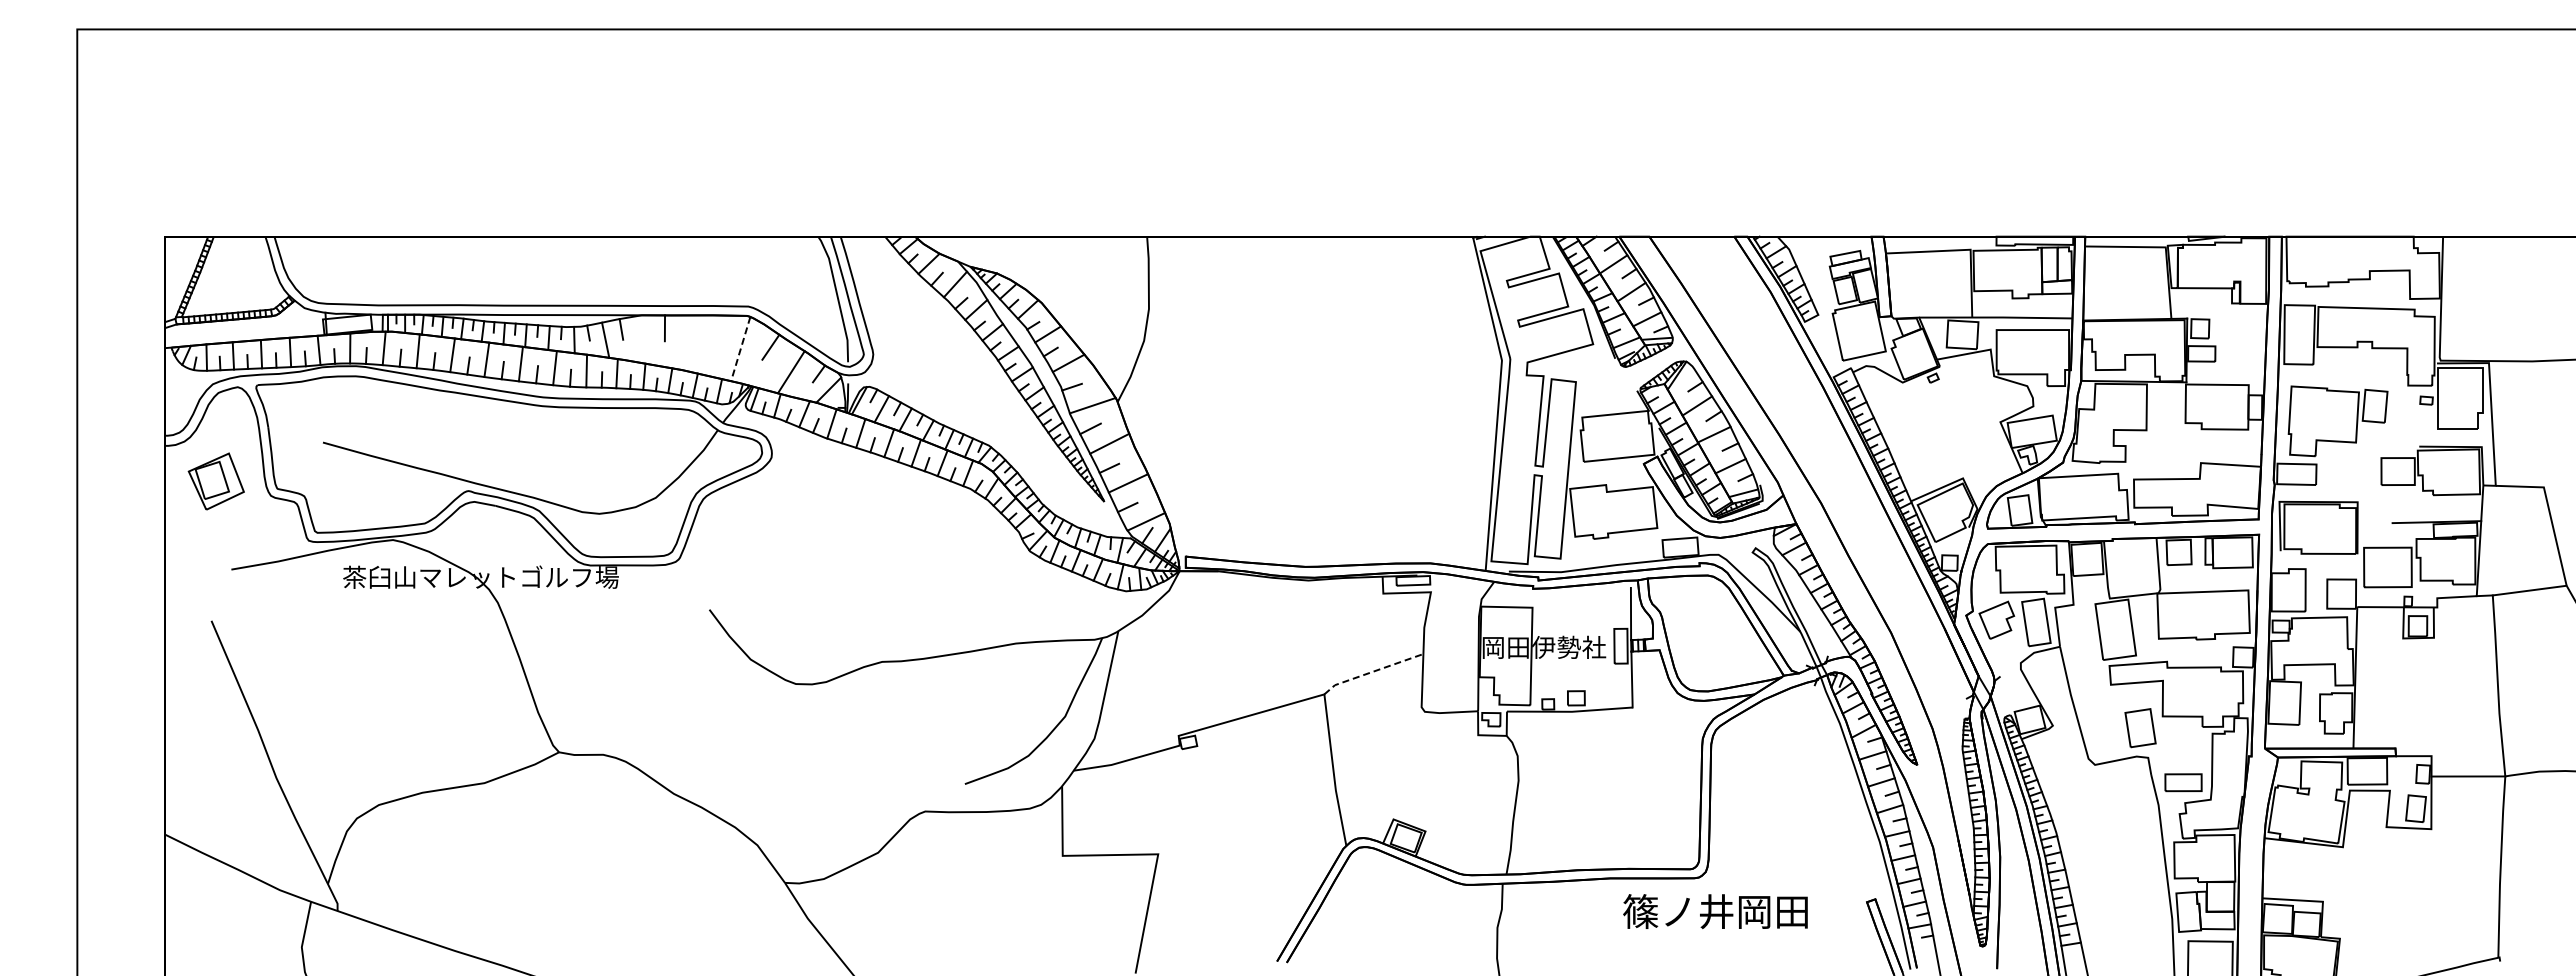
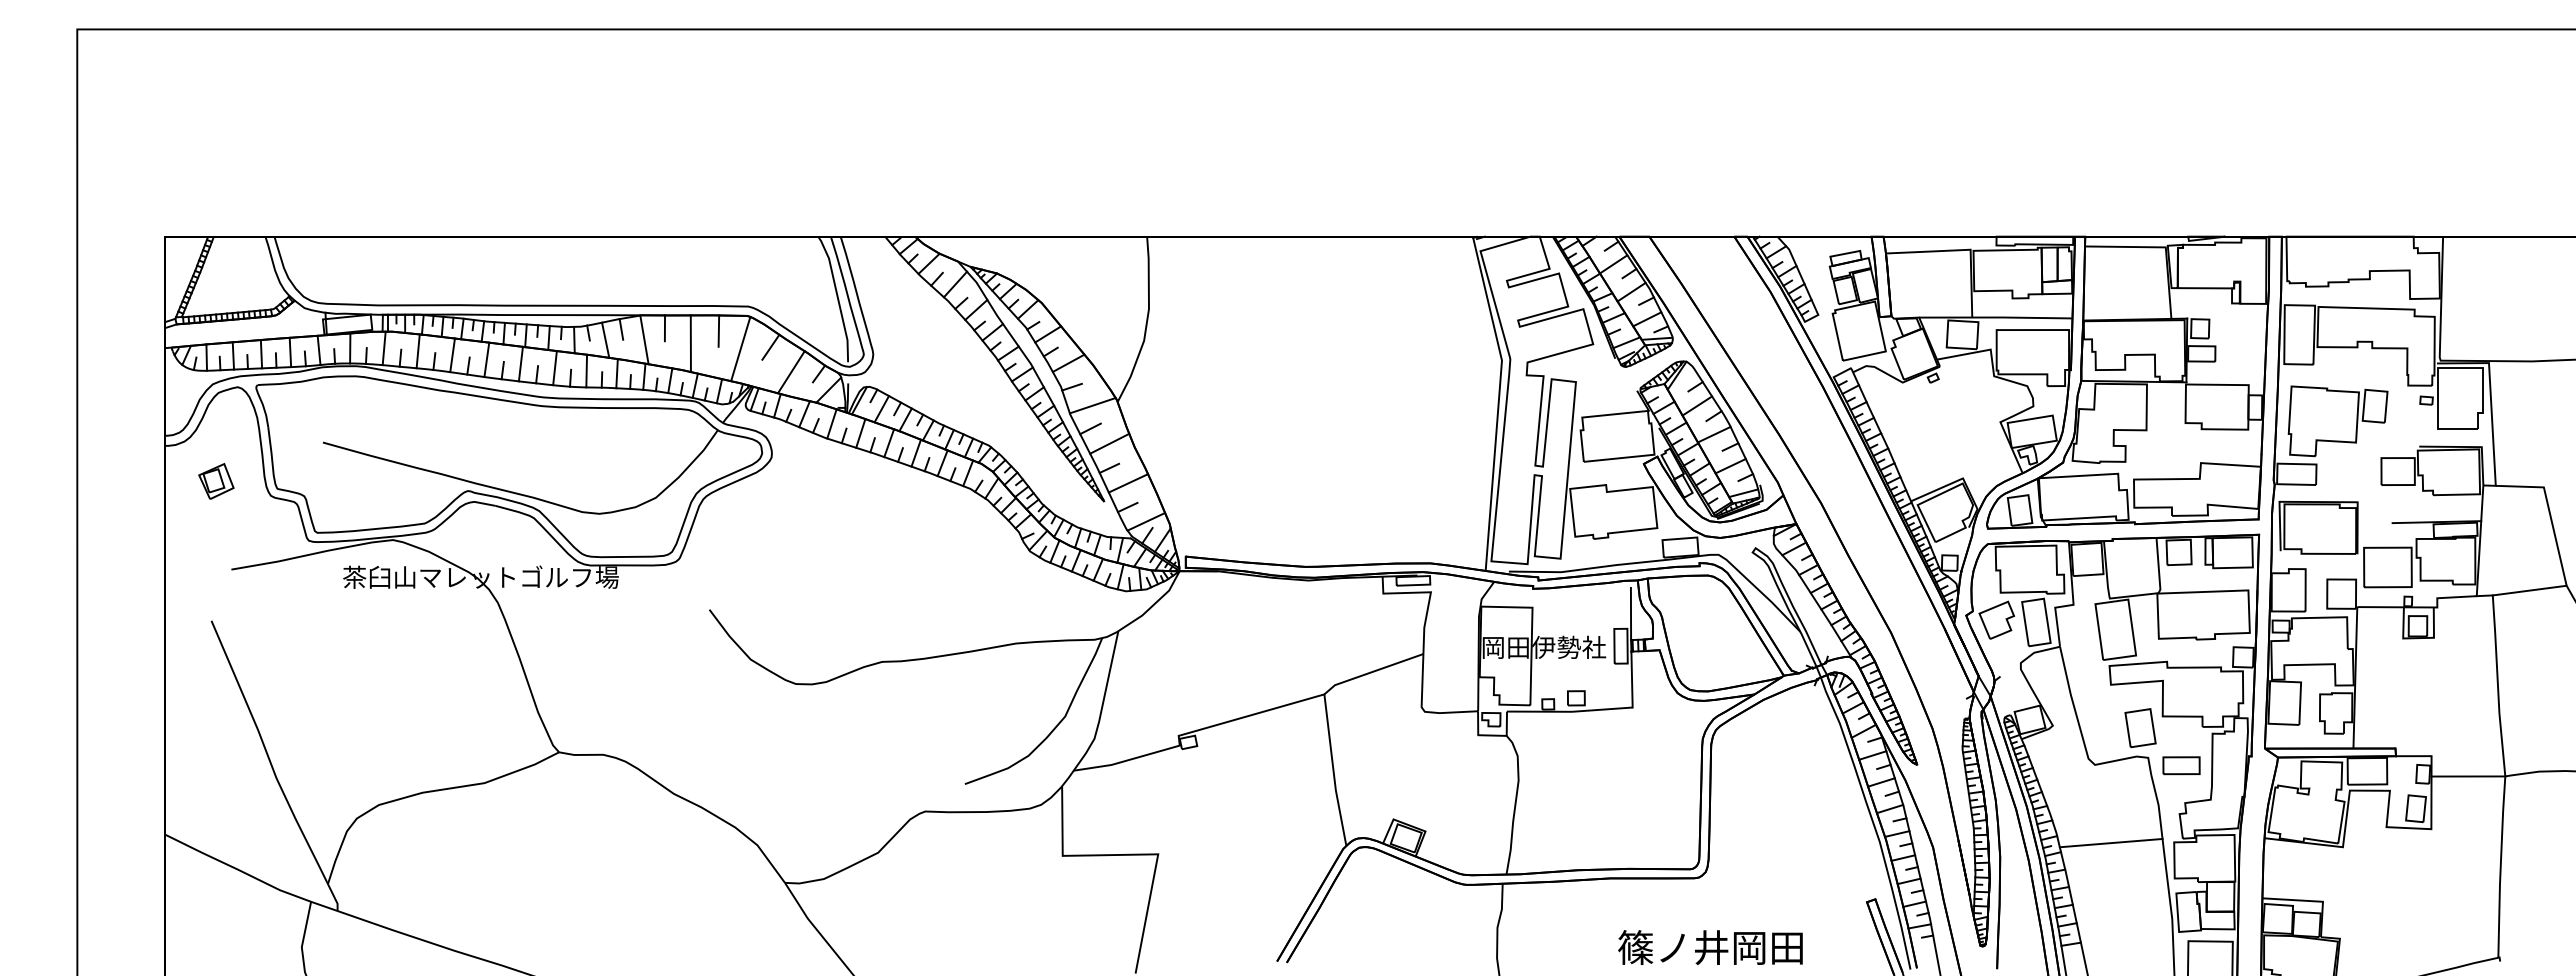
line: none -> present (718, 330)
line: none -> present (644, 339)
line: none -> present (690, 343)
line: dashed -> solid (740, 349)
part size: 58x59 px -> 37x37 px (216, 481)
line: dashed -> solid (1371, 672)
part position: (2183, 782) -> (2181, 765) (2181, 765)
line: none -> present (2110, 842)
text position: (1715, 911) -> (1710, 947) (1710, 947)
